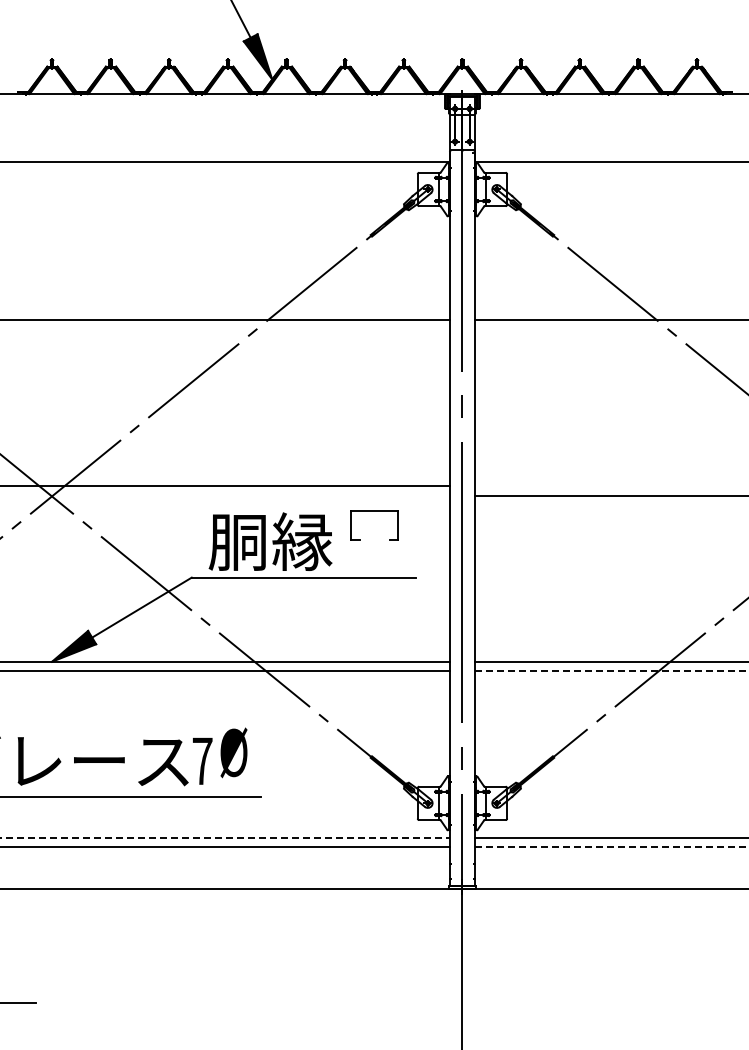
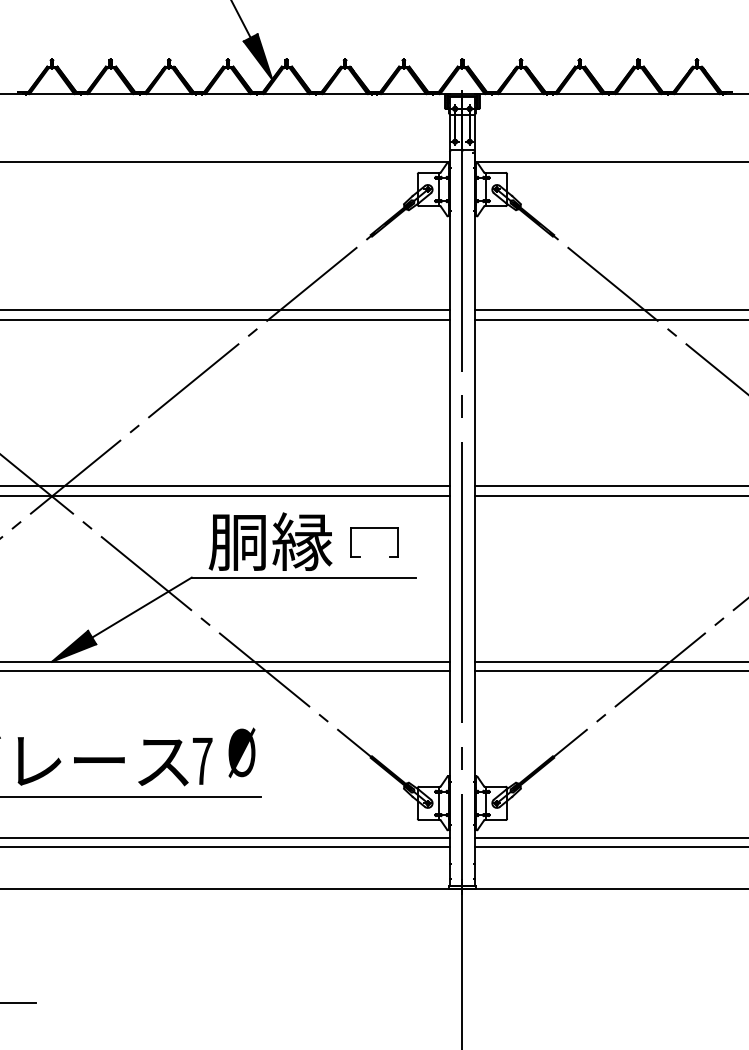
line: none -> present (226, 309)
line: none -> present (609, 309)
line: none -> present (609, 485)
line: none -> present (226, 495)
part position: (374, 511) -> (374, 528) (374, 528)
line: dashed -> solid (611, 671)
text position: (233, 752) -> (241, 752) (241, 752)
line: dashed -> solid (225, 837)
line: dashed -> solid (611, 847)
